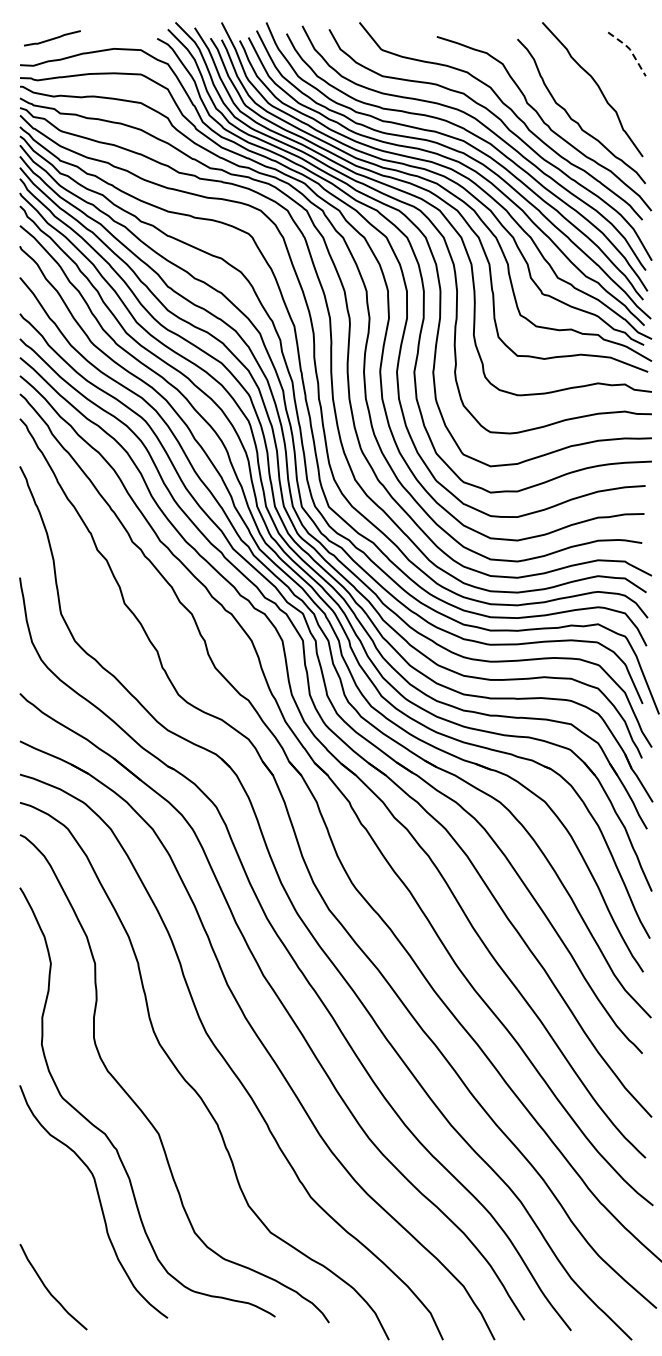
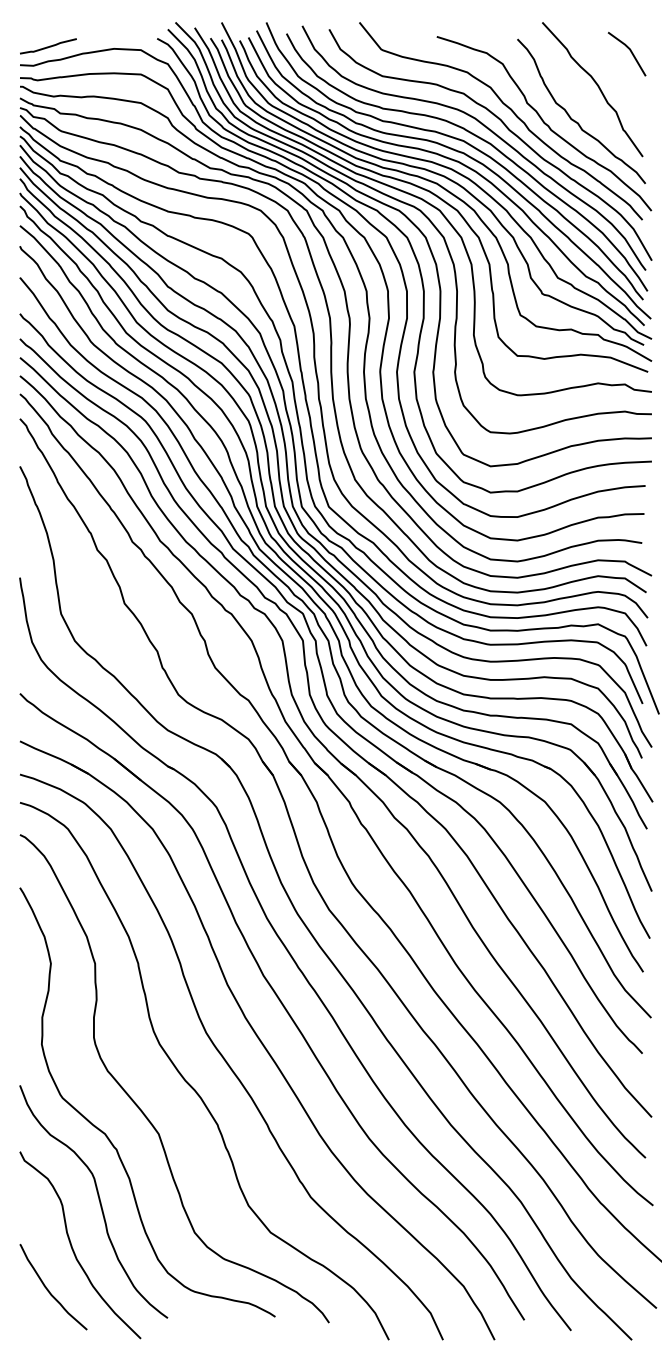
curve position: (52, 38) -> (48, 46) (48, 46)
line: dashed -> solid (630, 50)
curve: none -> present (73, 1248)
